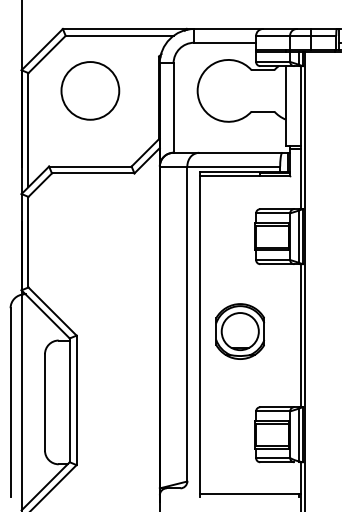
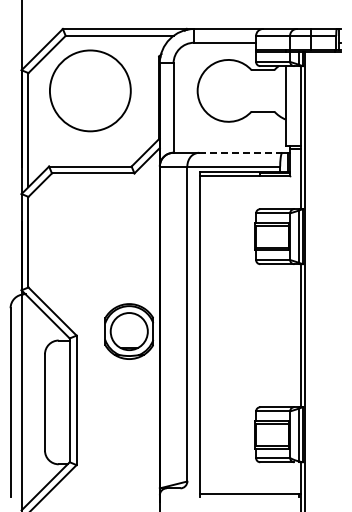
circle diameter: 58 px -> 81 px (89, 90)
line: solid -> dashed (240, 152)
part position: (239, 331) -> (128, 331) (128, 331)
